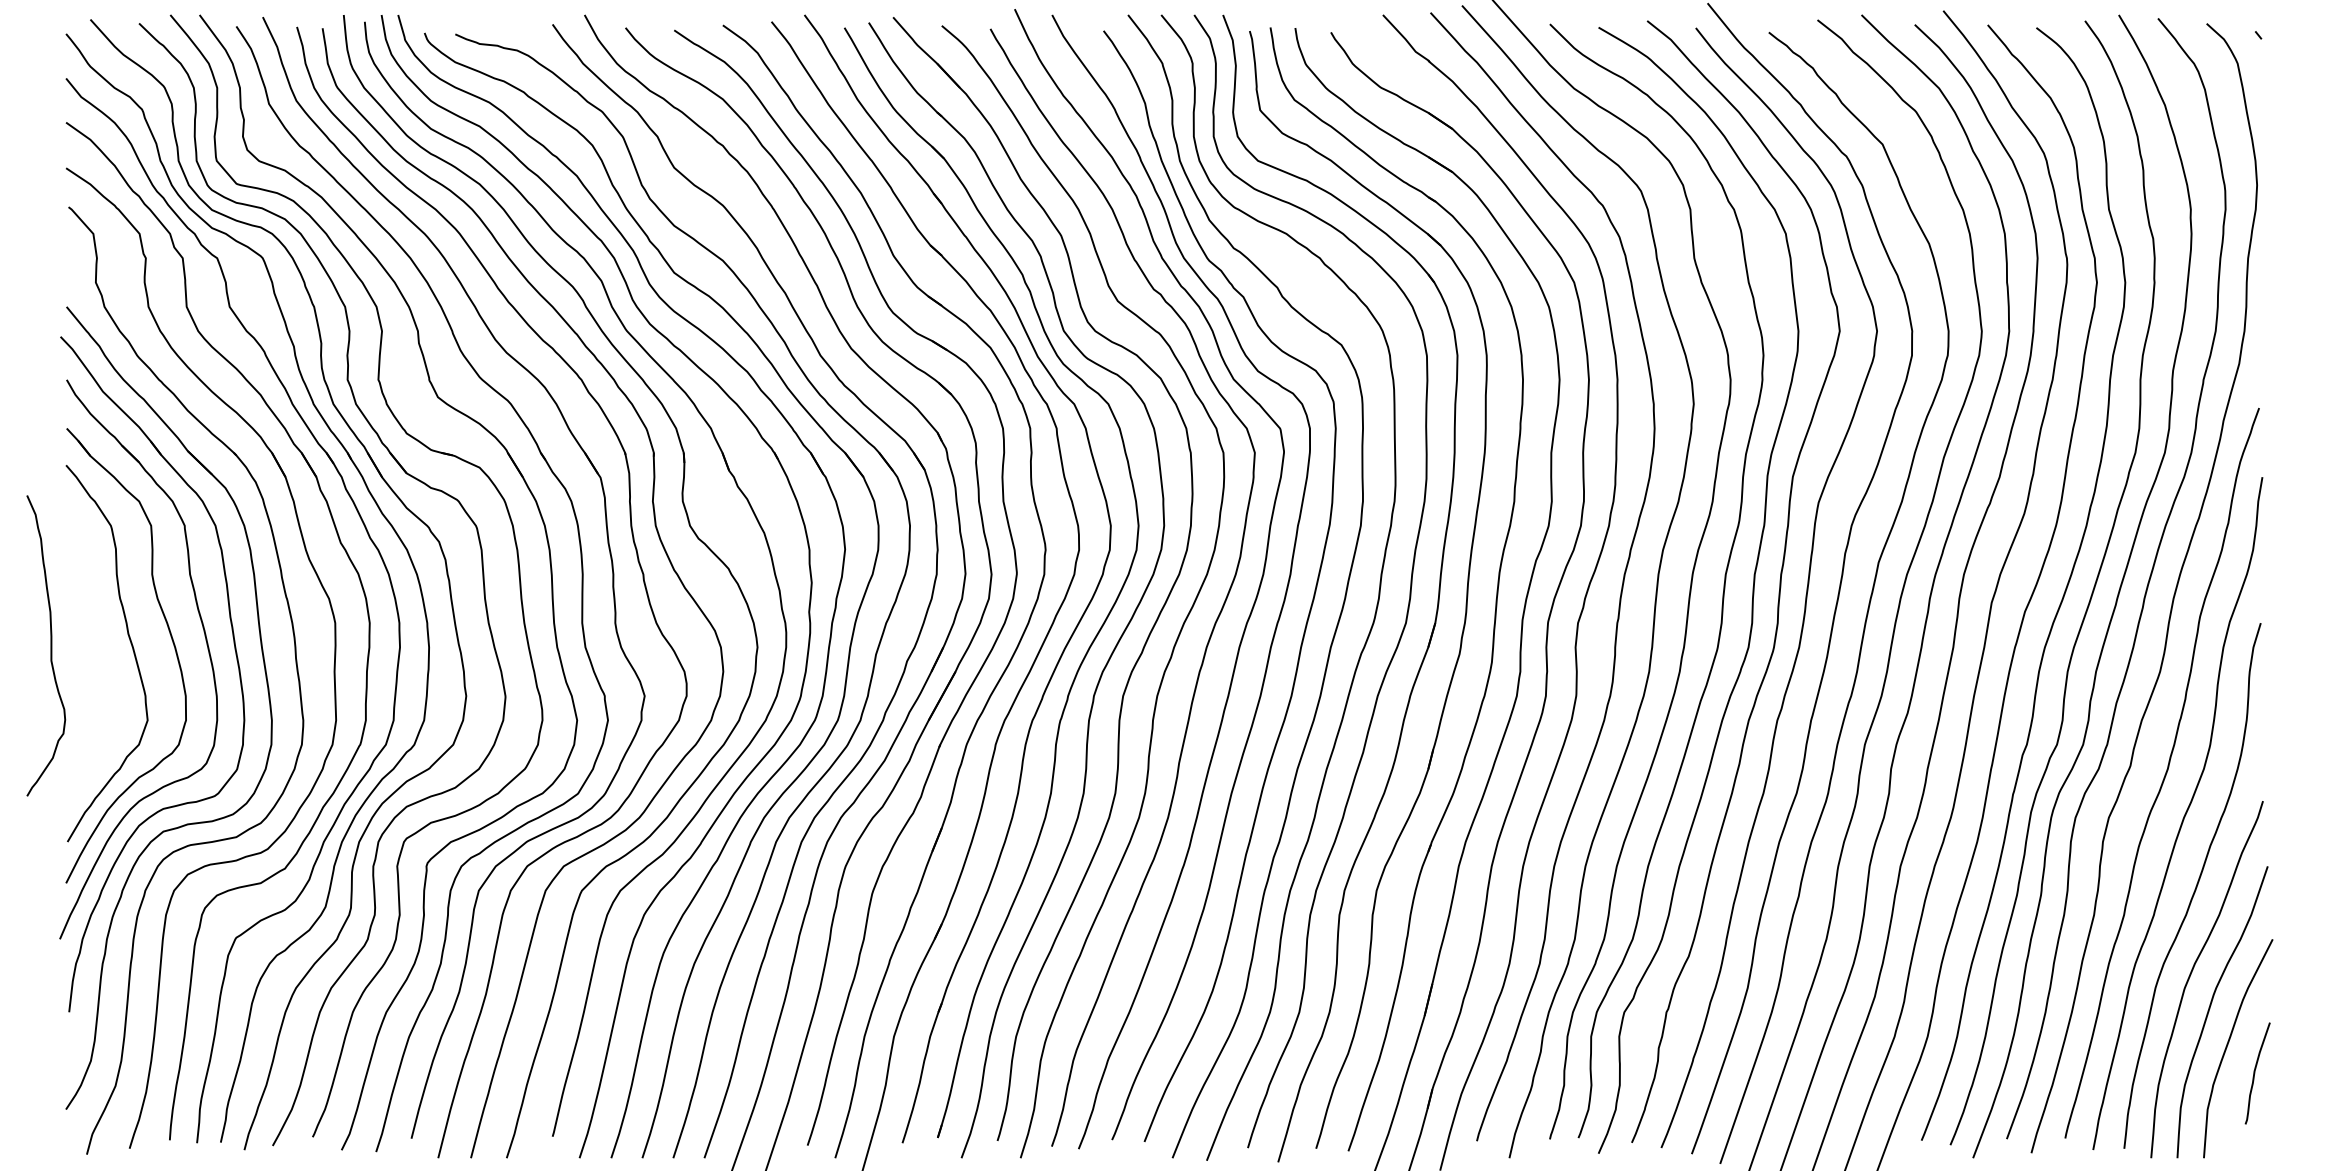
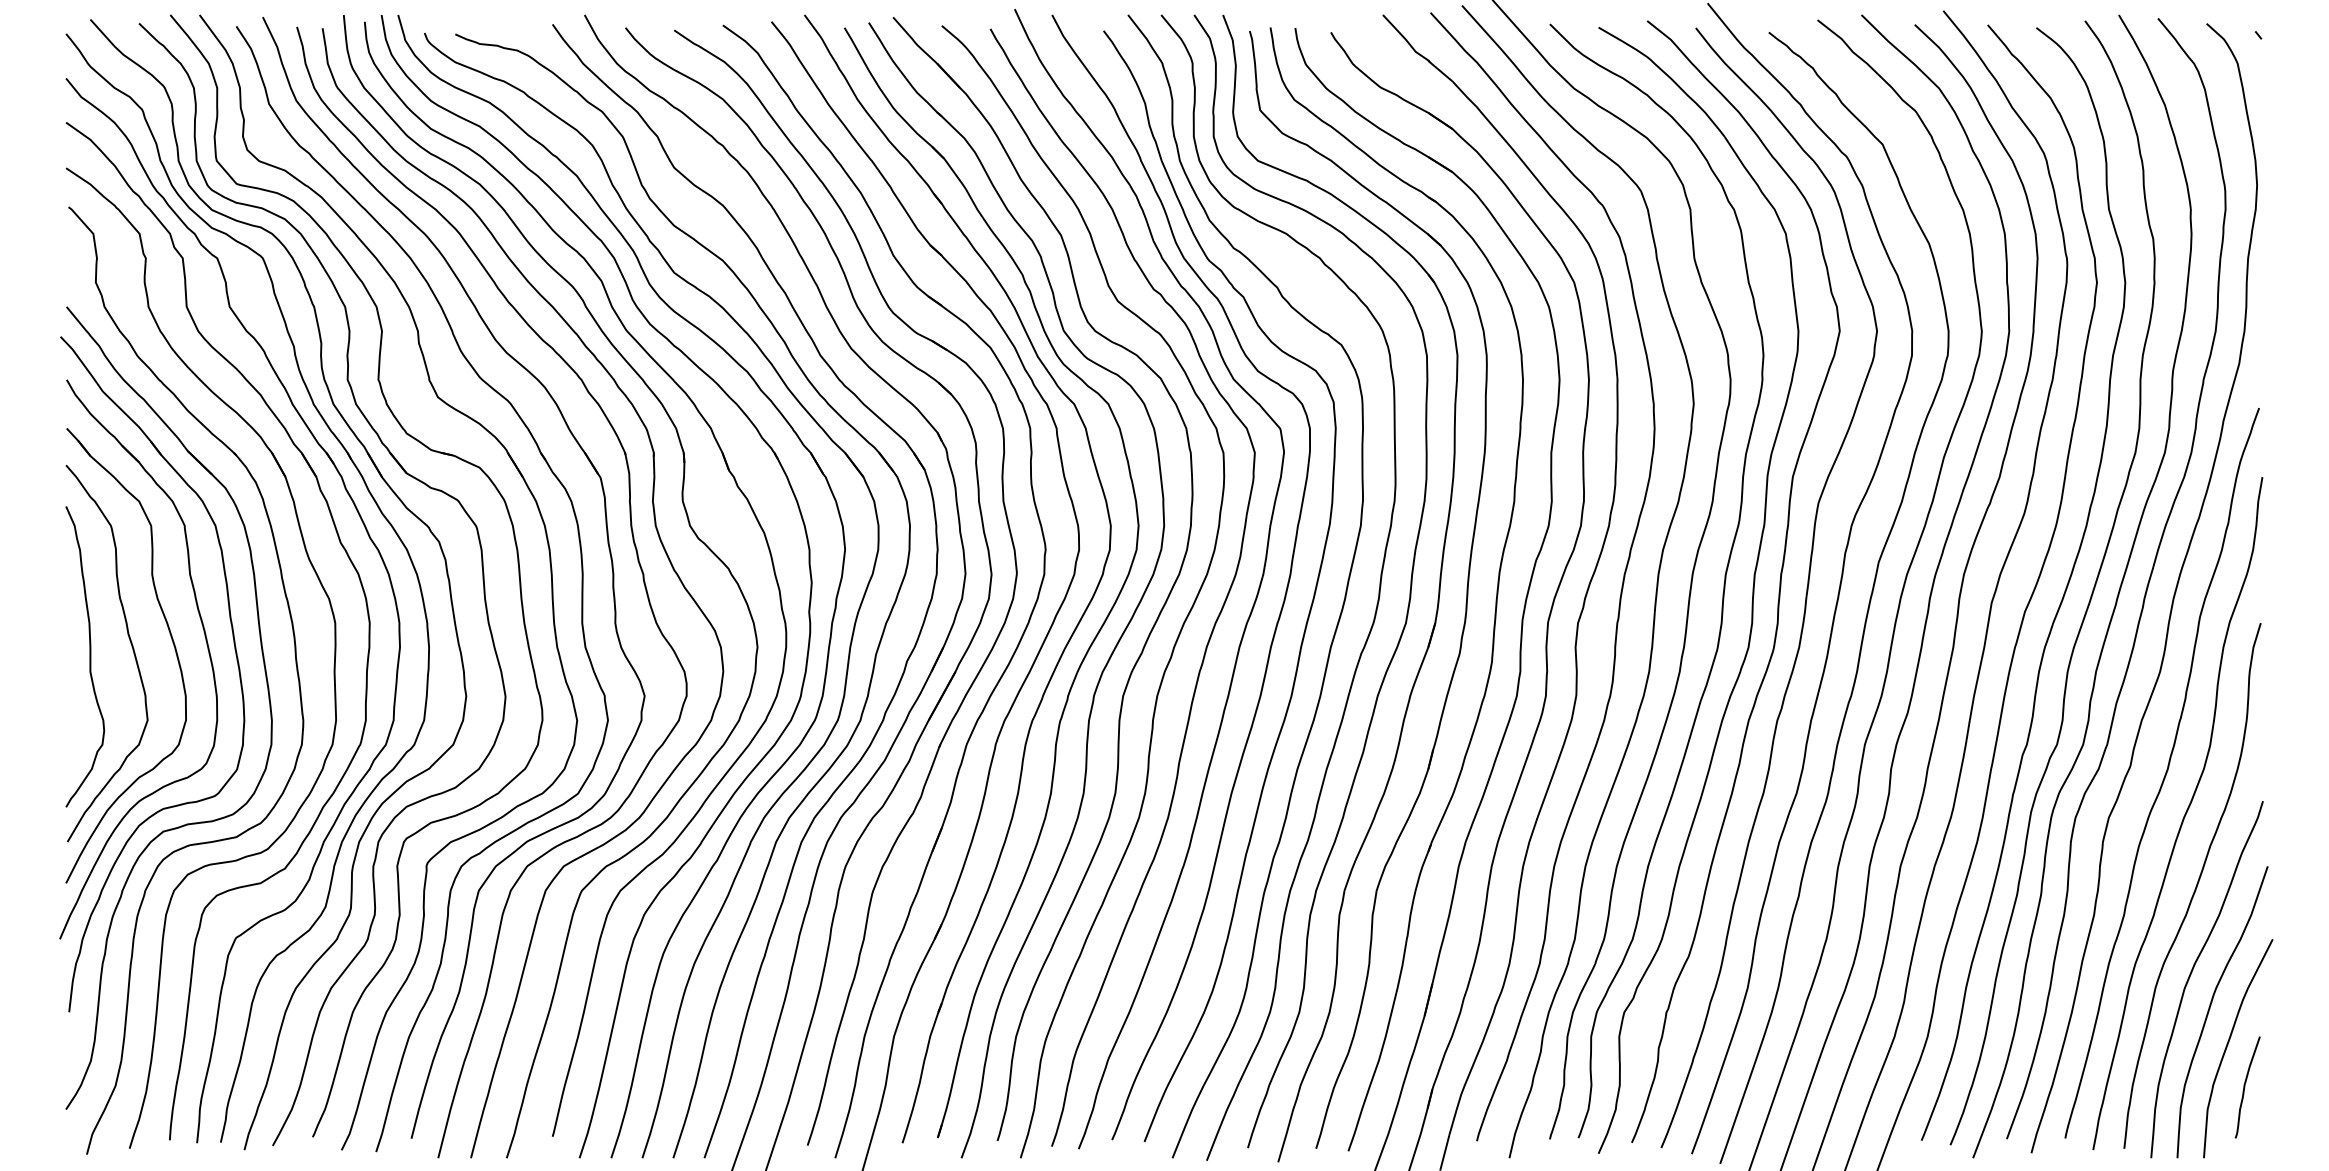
curve position: (50, 645) -> (89, 656) (89, 656)
curve position: (2255, 1073) -> (2245, 1087) (2245, 1087)
